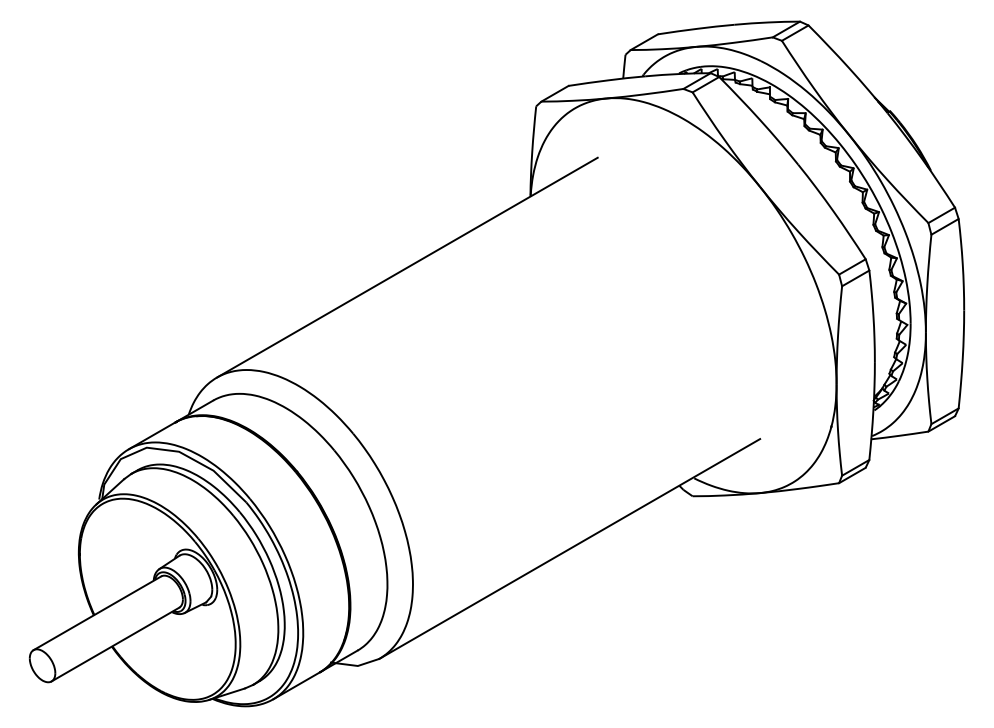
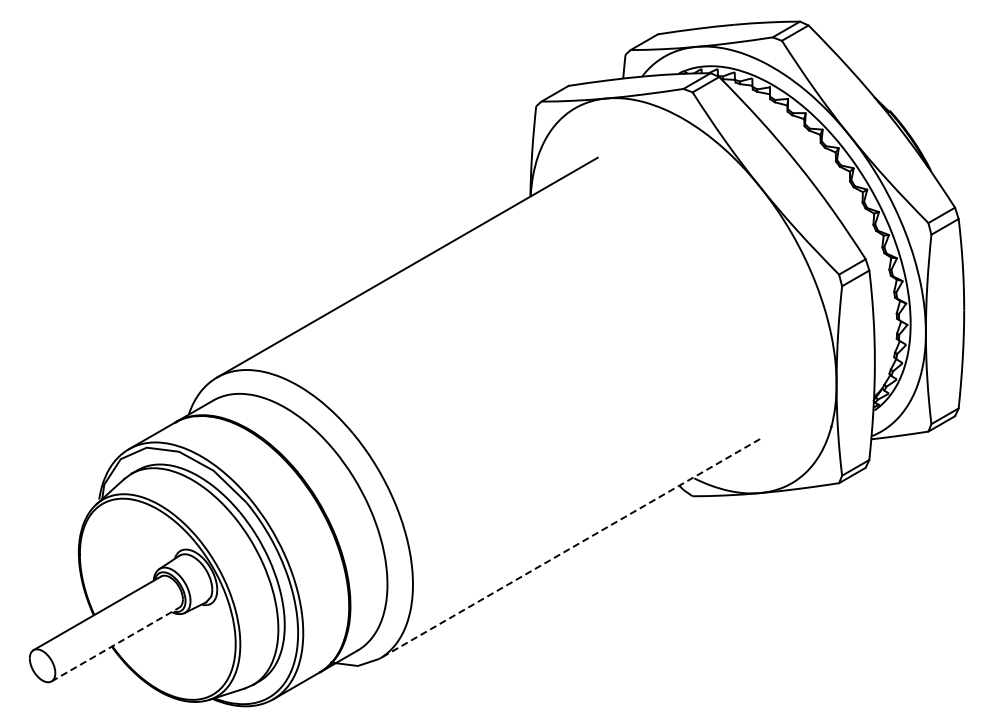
line: solid -> dashed (569, 548)
line: solid -> dashed (115, 644)
